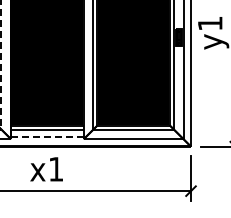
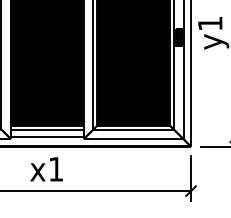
line: dashed -> solid (1, 65)
line: dashed -> solid (46, 137)
